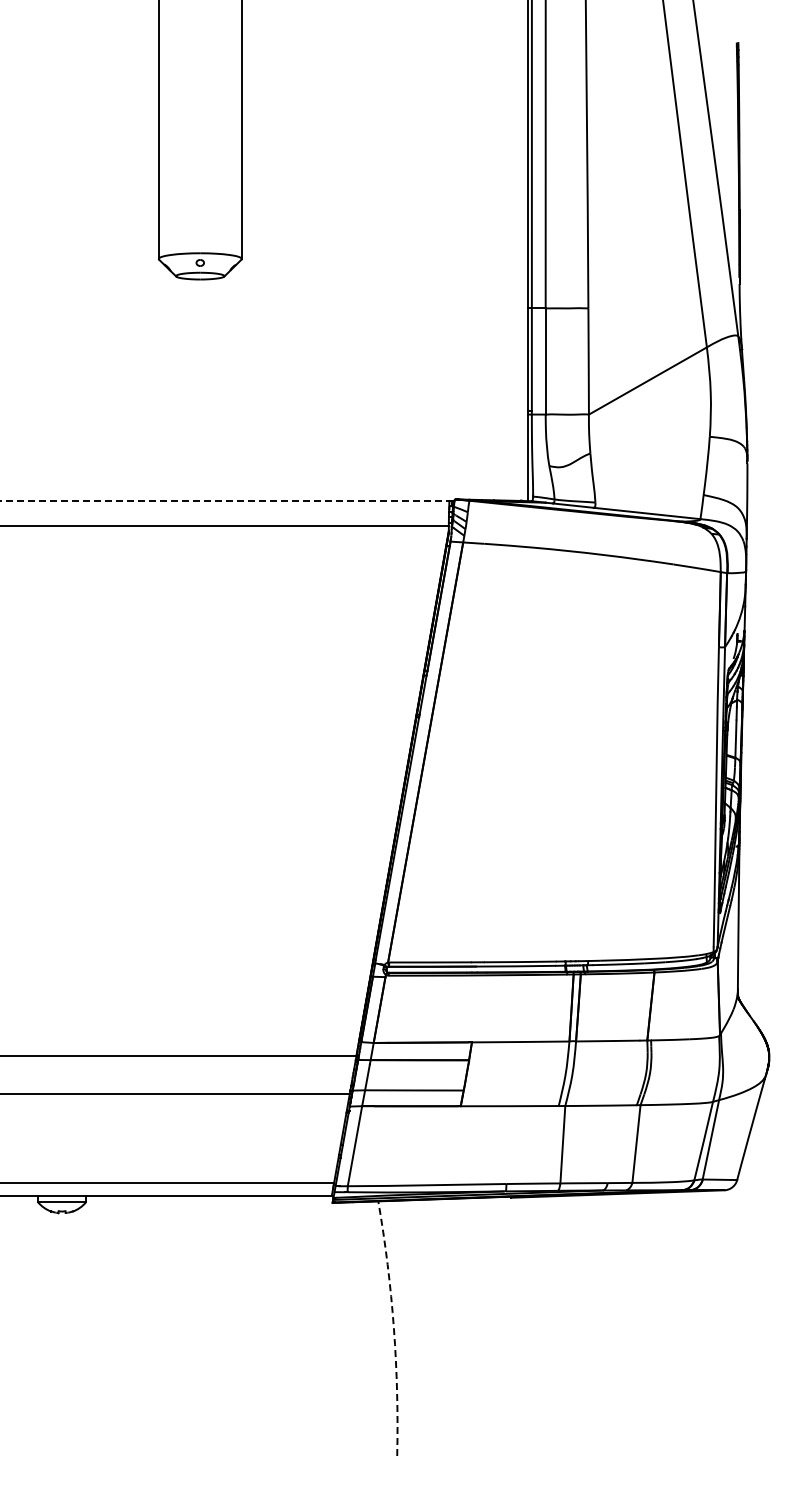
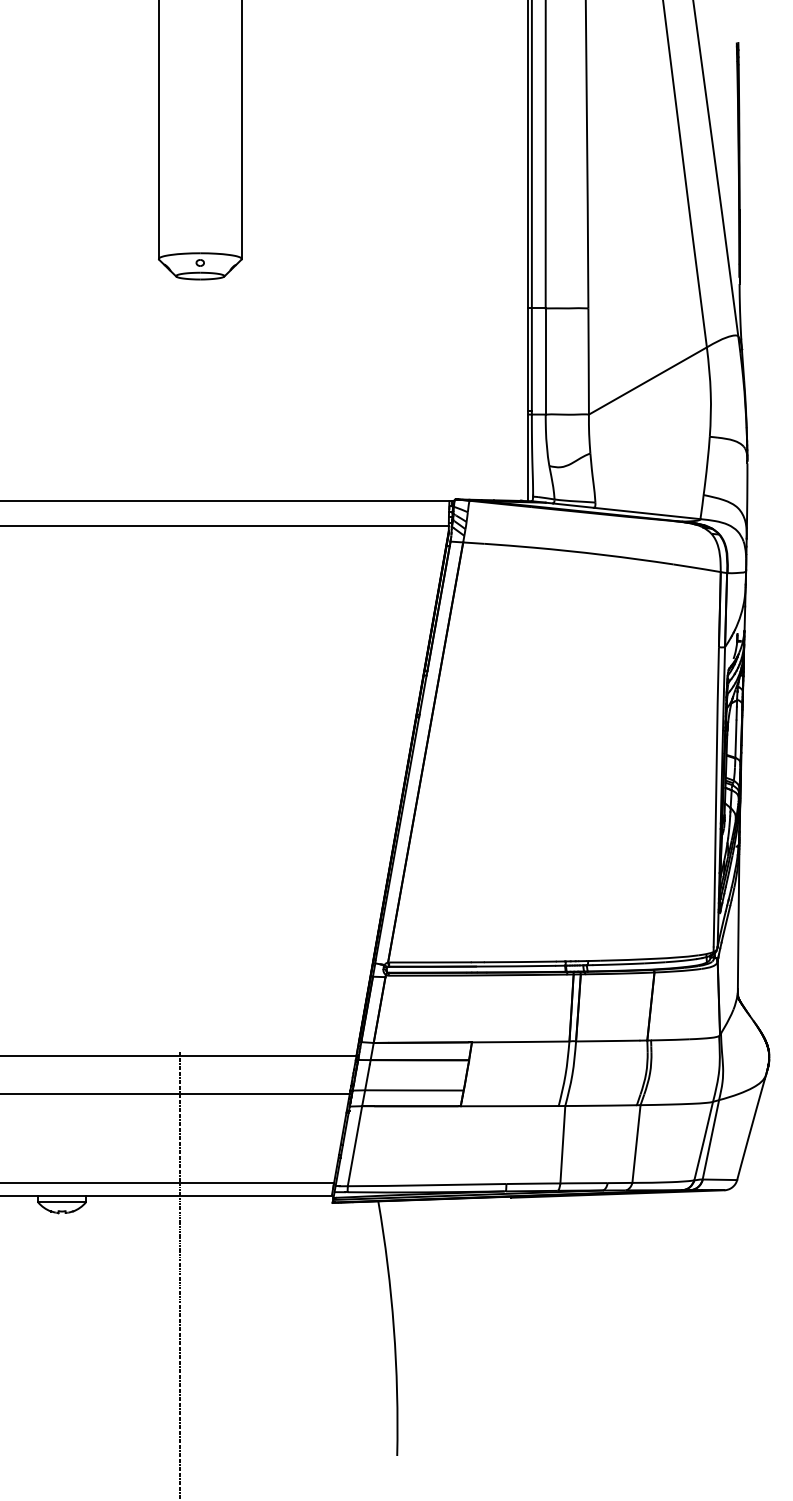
line: dashed -> solid (226, 500)
line: none -> present (179, 1274)
arc: dashed -> solid (393, 1328)
